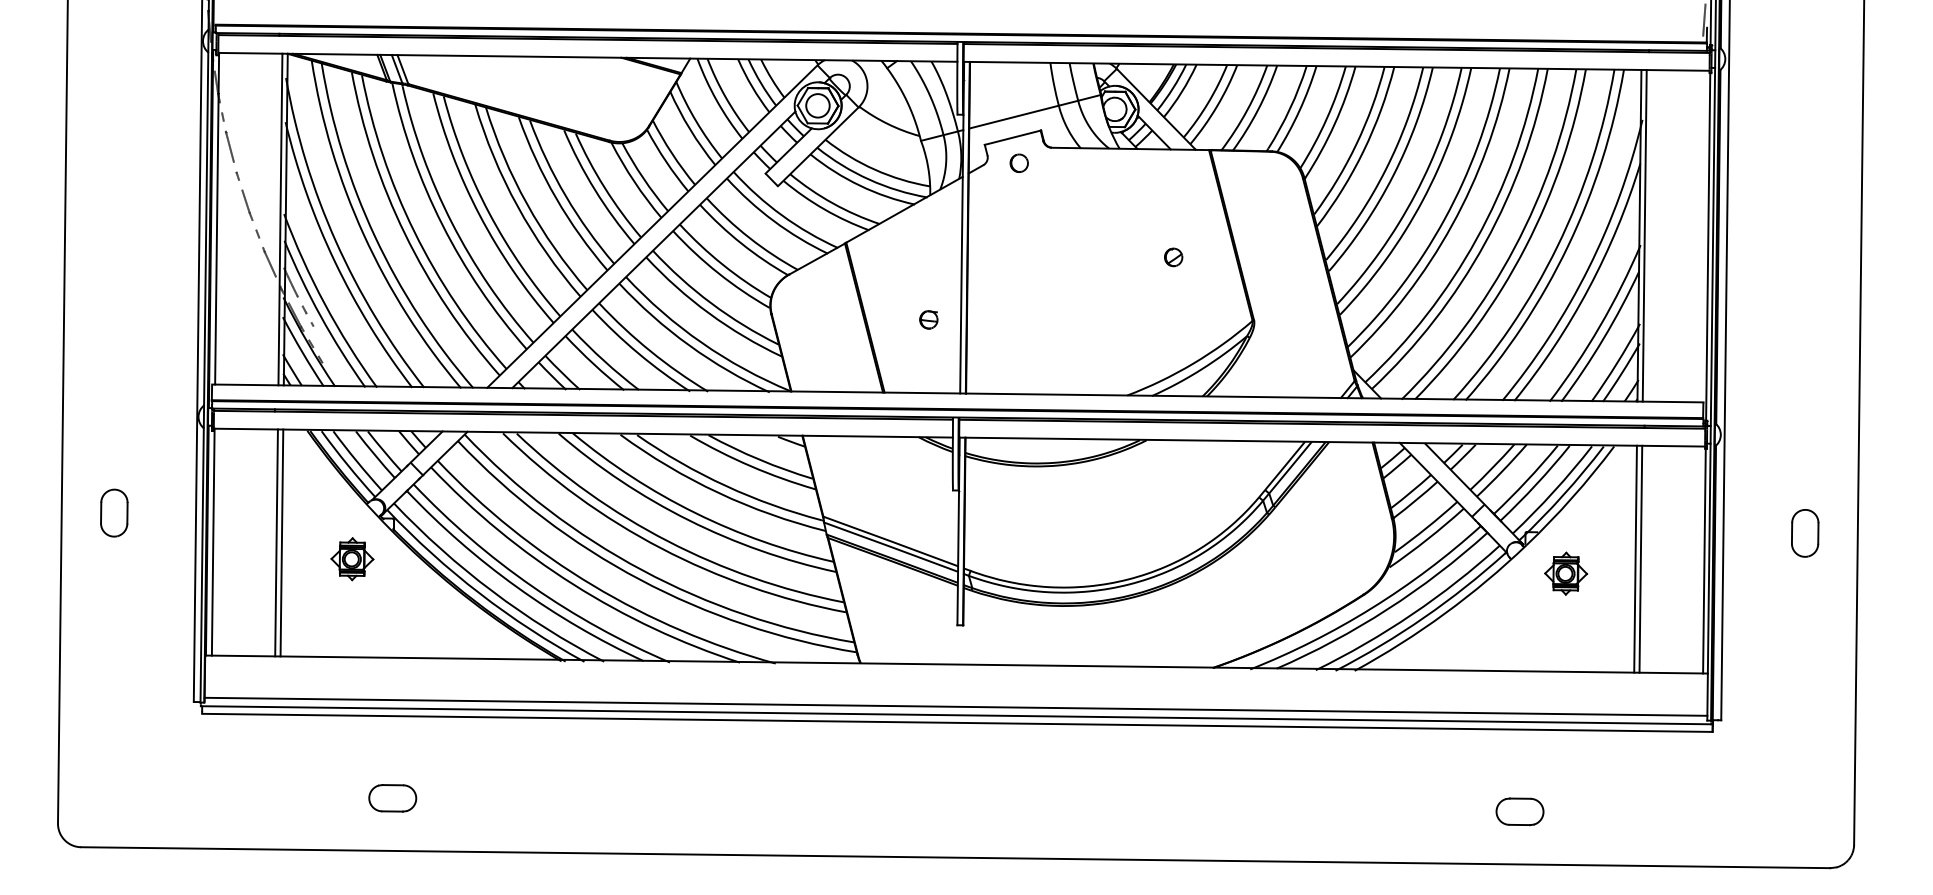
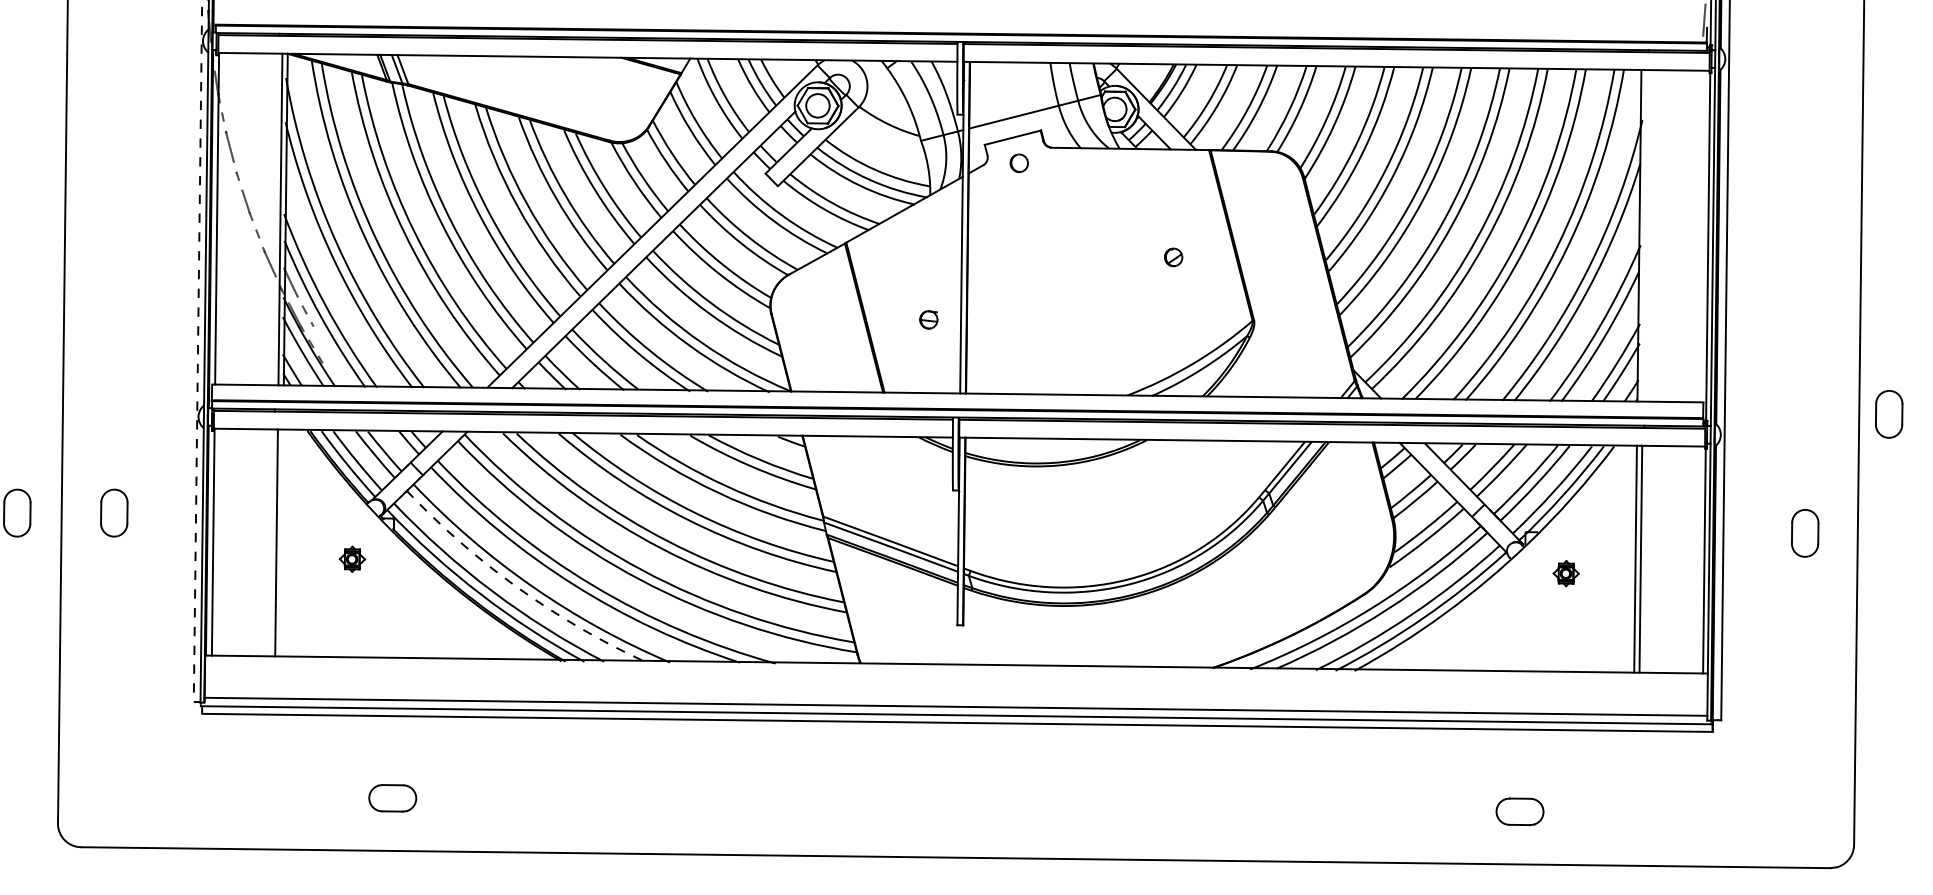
line: present -> none (1644, 235)
line: solid -> dashed (198, 351)
part: none -> present (1889, 414)
part: none -> present (17, 512)
line: present -> none (281, 542)
part size: 45x45 px -> 29x28 px (352, 558)
part size: 45x45 px -> 28x28 px (1565, 573)
arc: solid -> dashed (517, 587)
